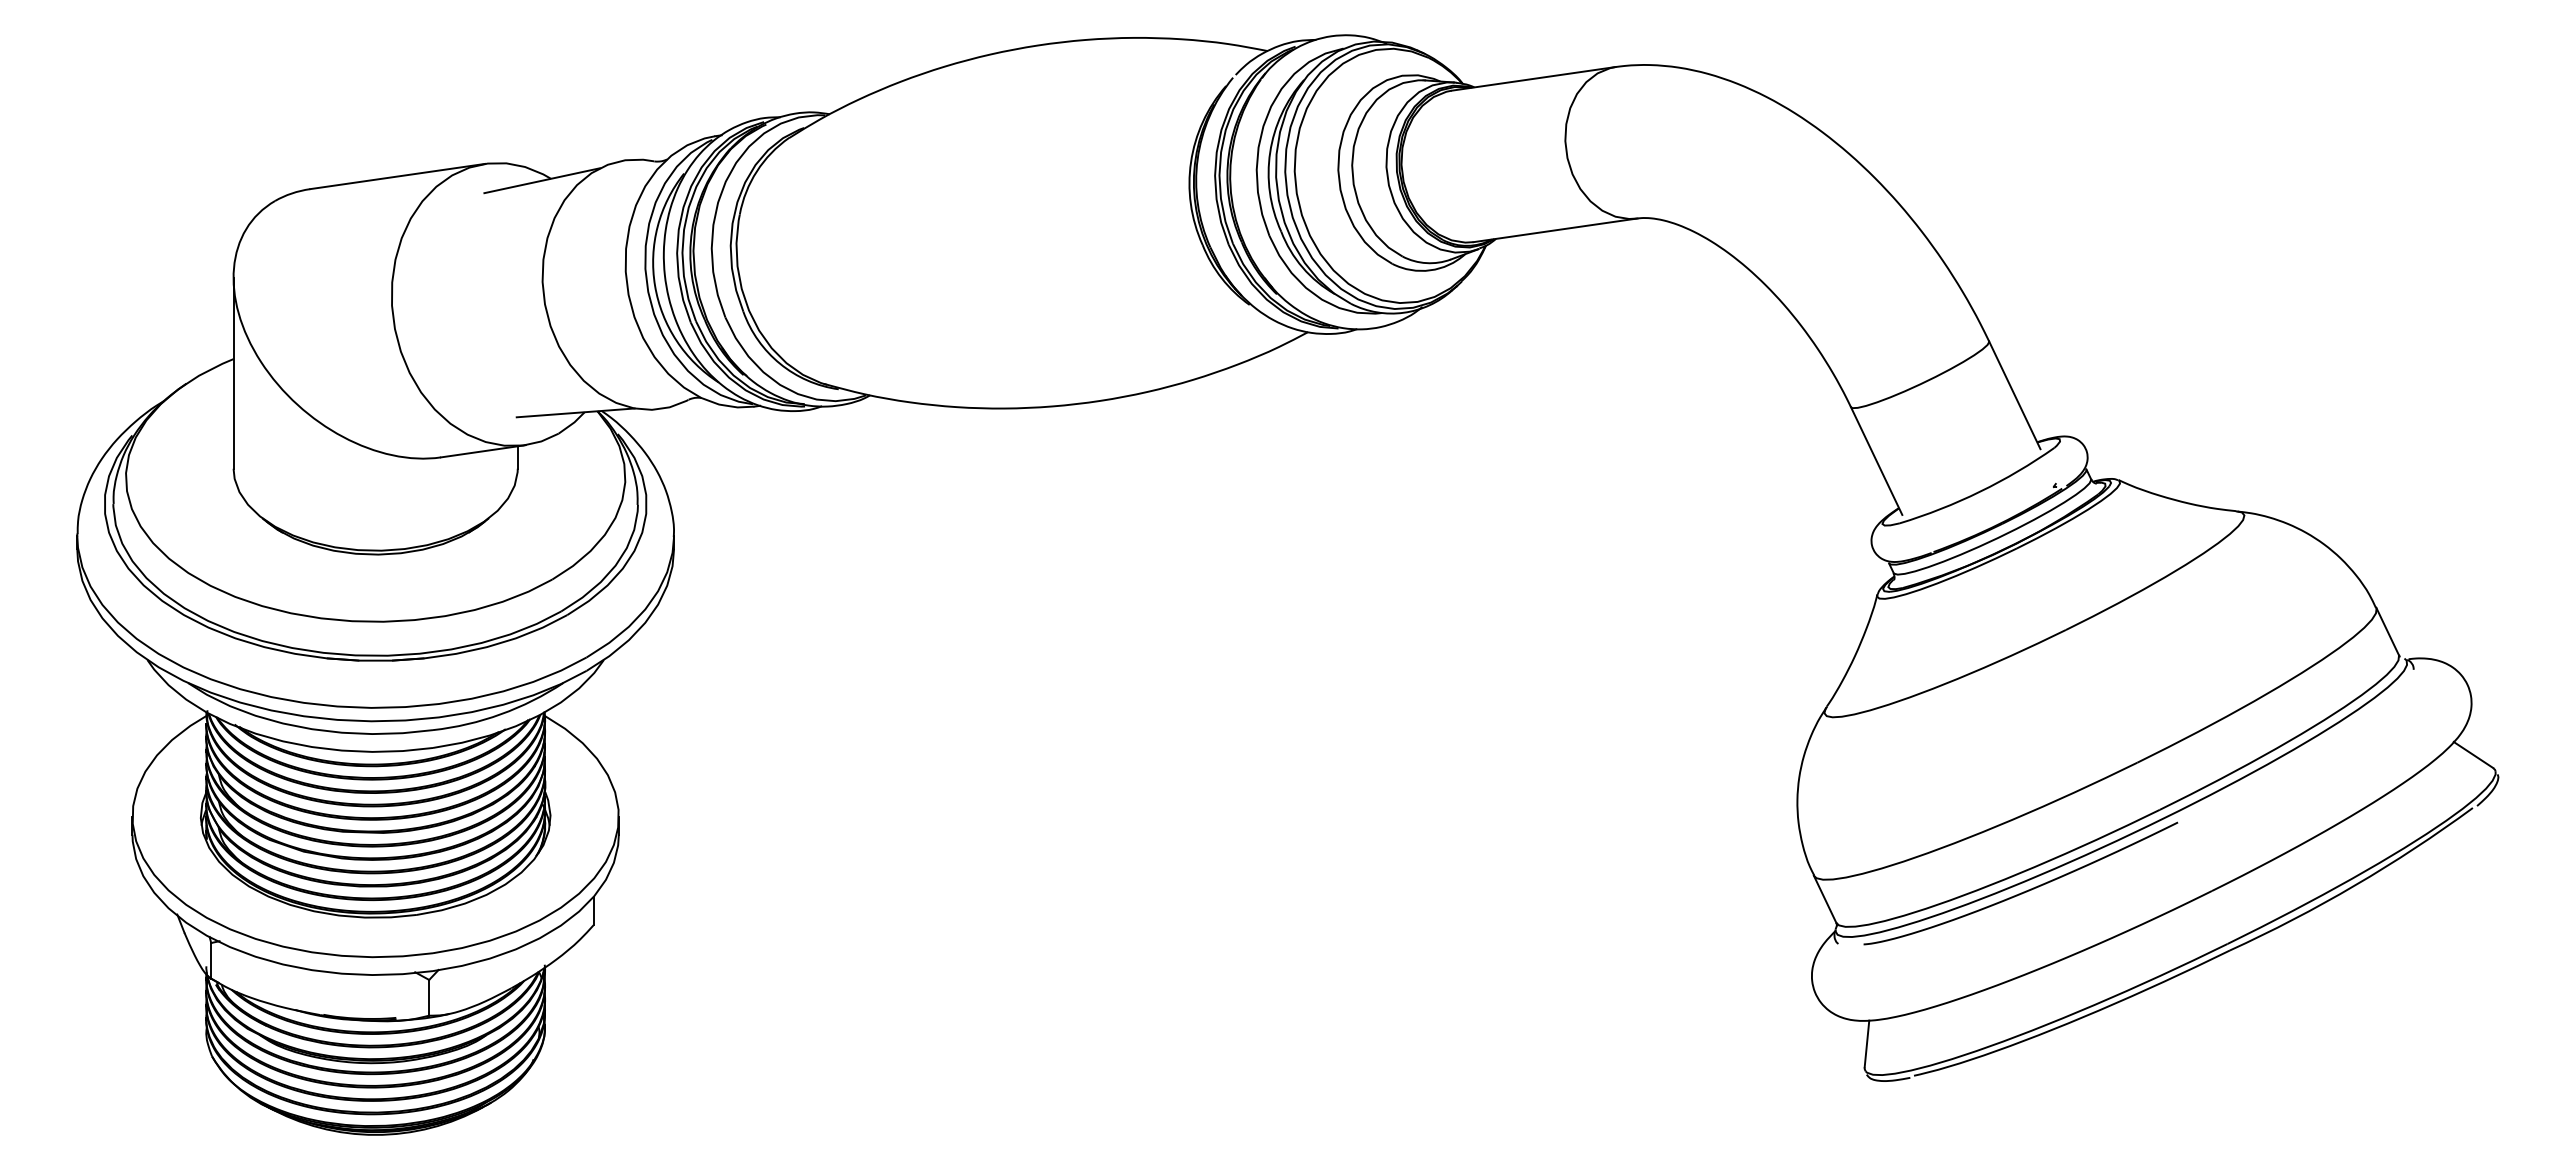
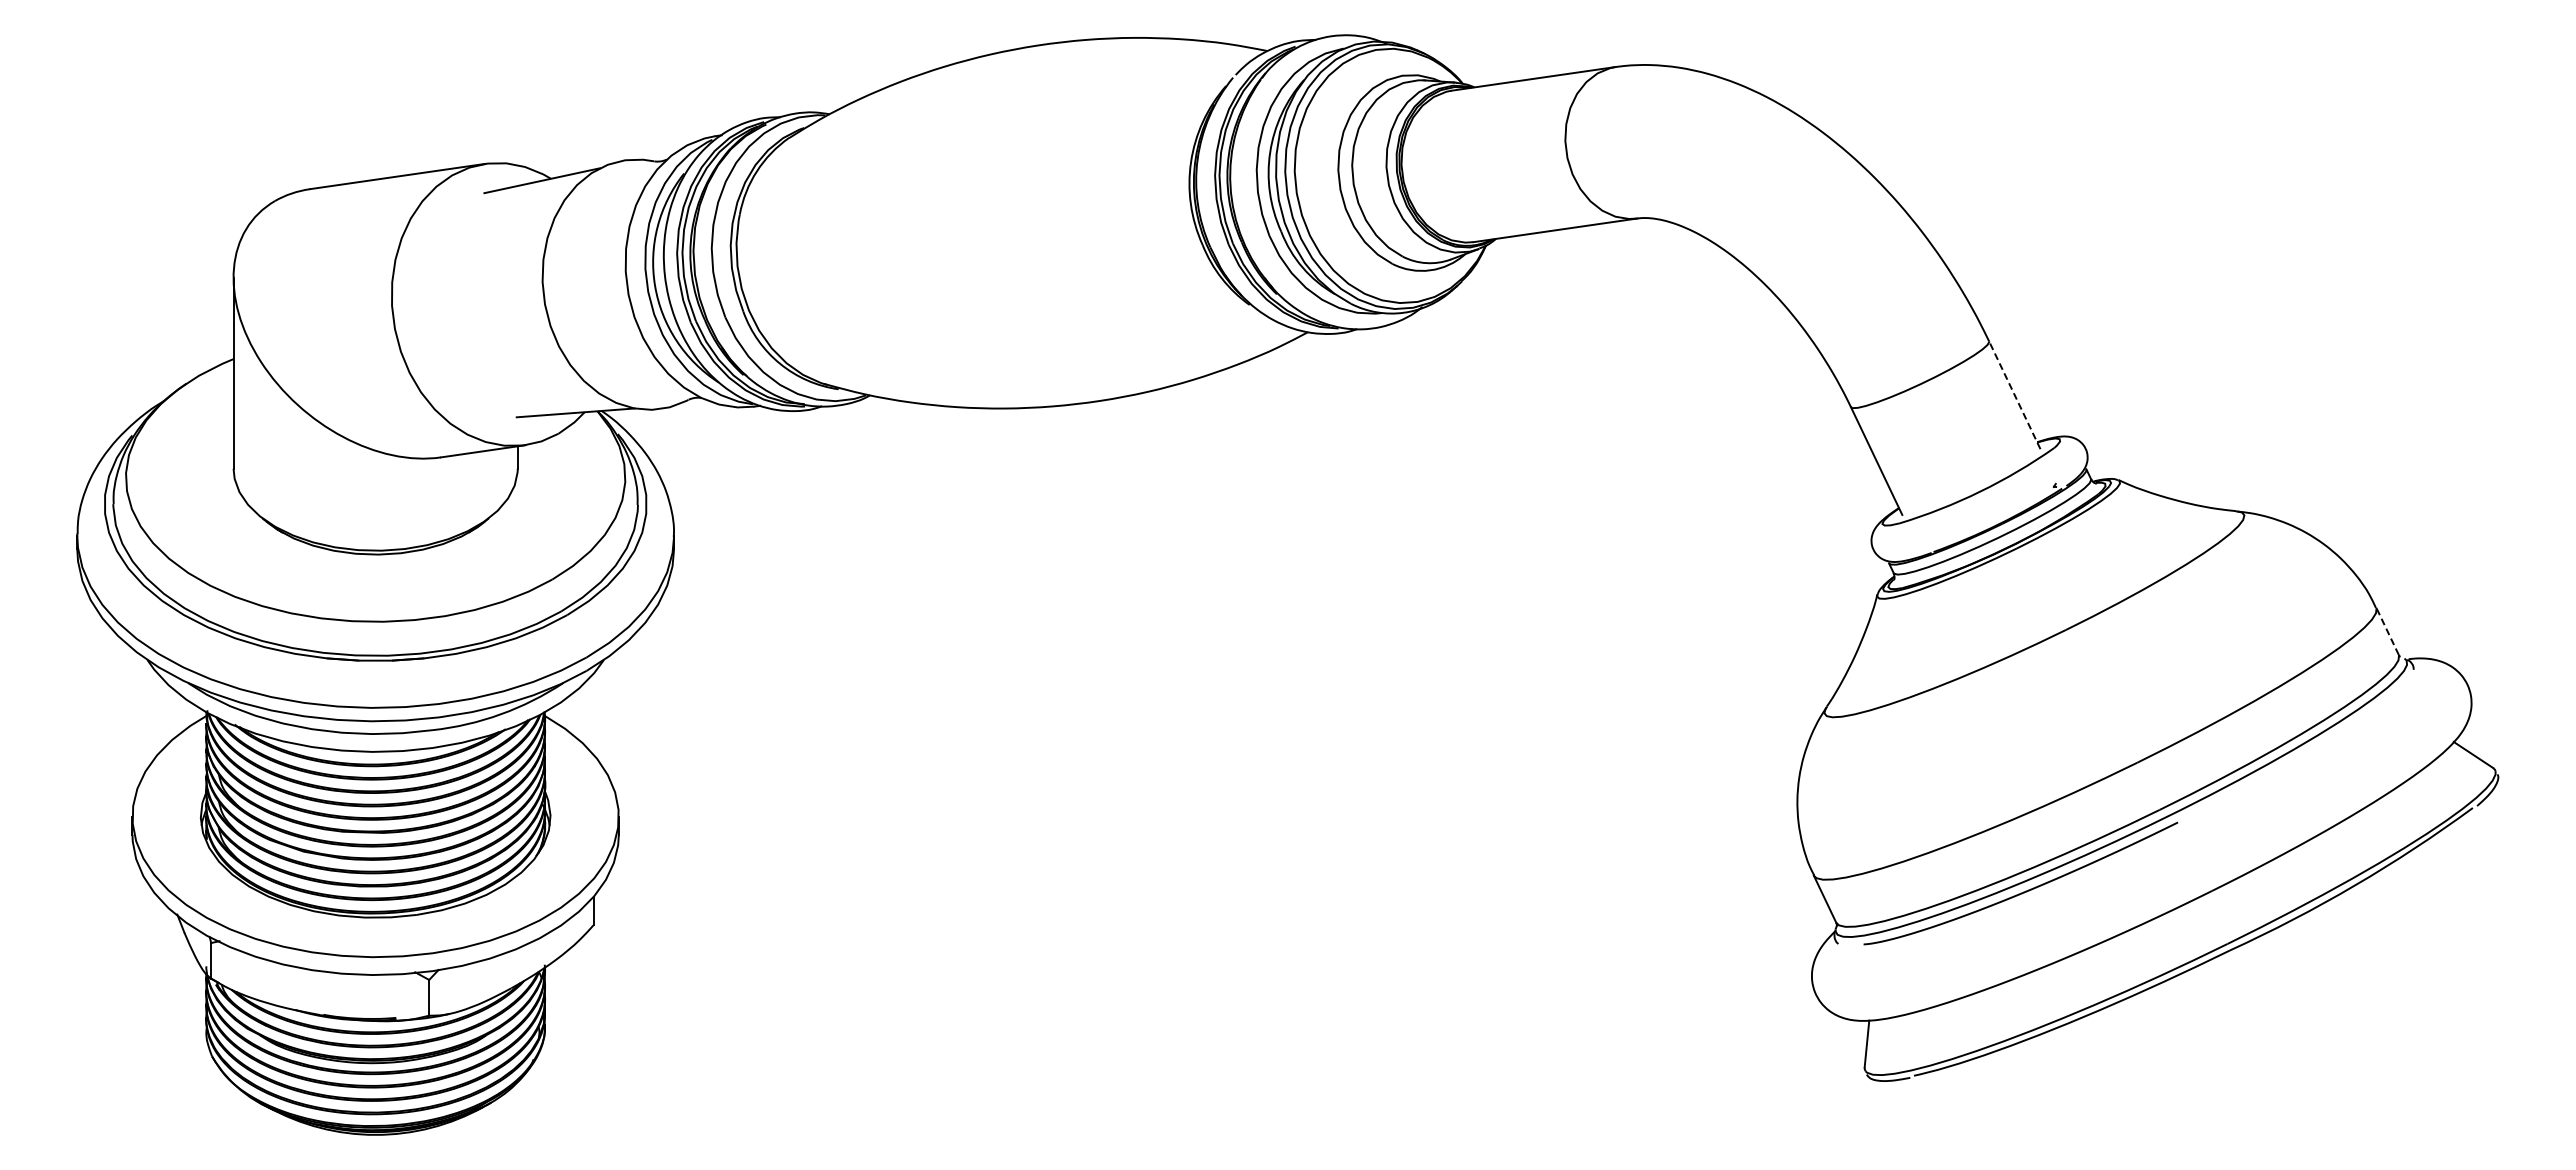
line: solid -> dashed (2014, 395)
line: solid -> dashed (2387, 630)
